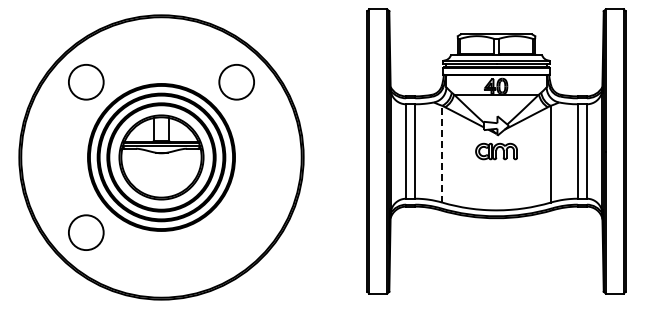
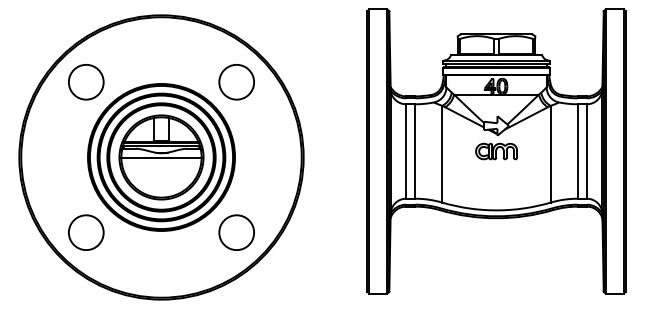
line: dashed -> solid (442, 153)
line: none -> present (161, 157)
circle: none -> present (236, 232)
